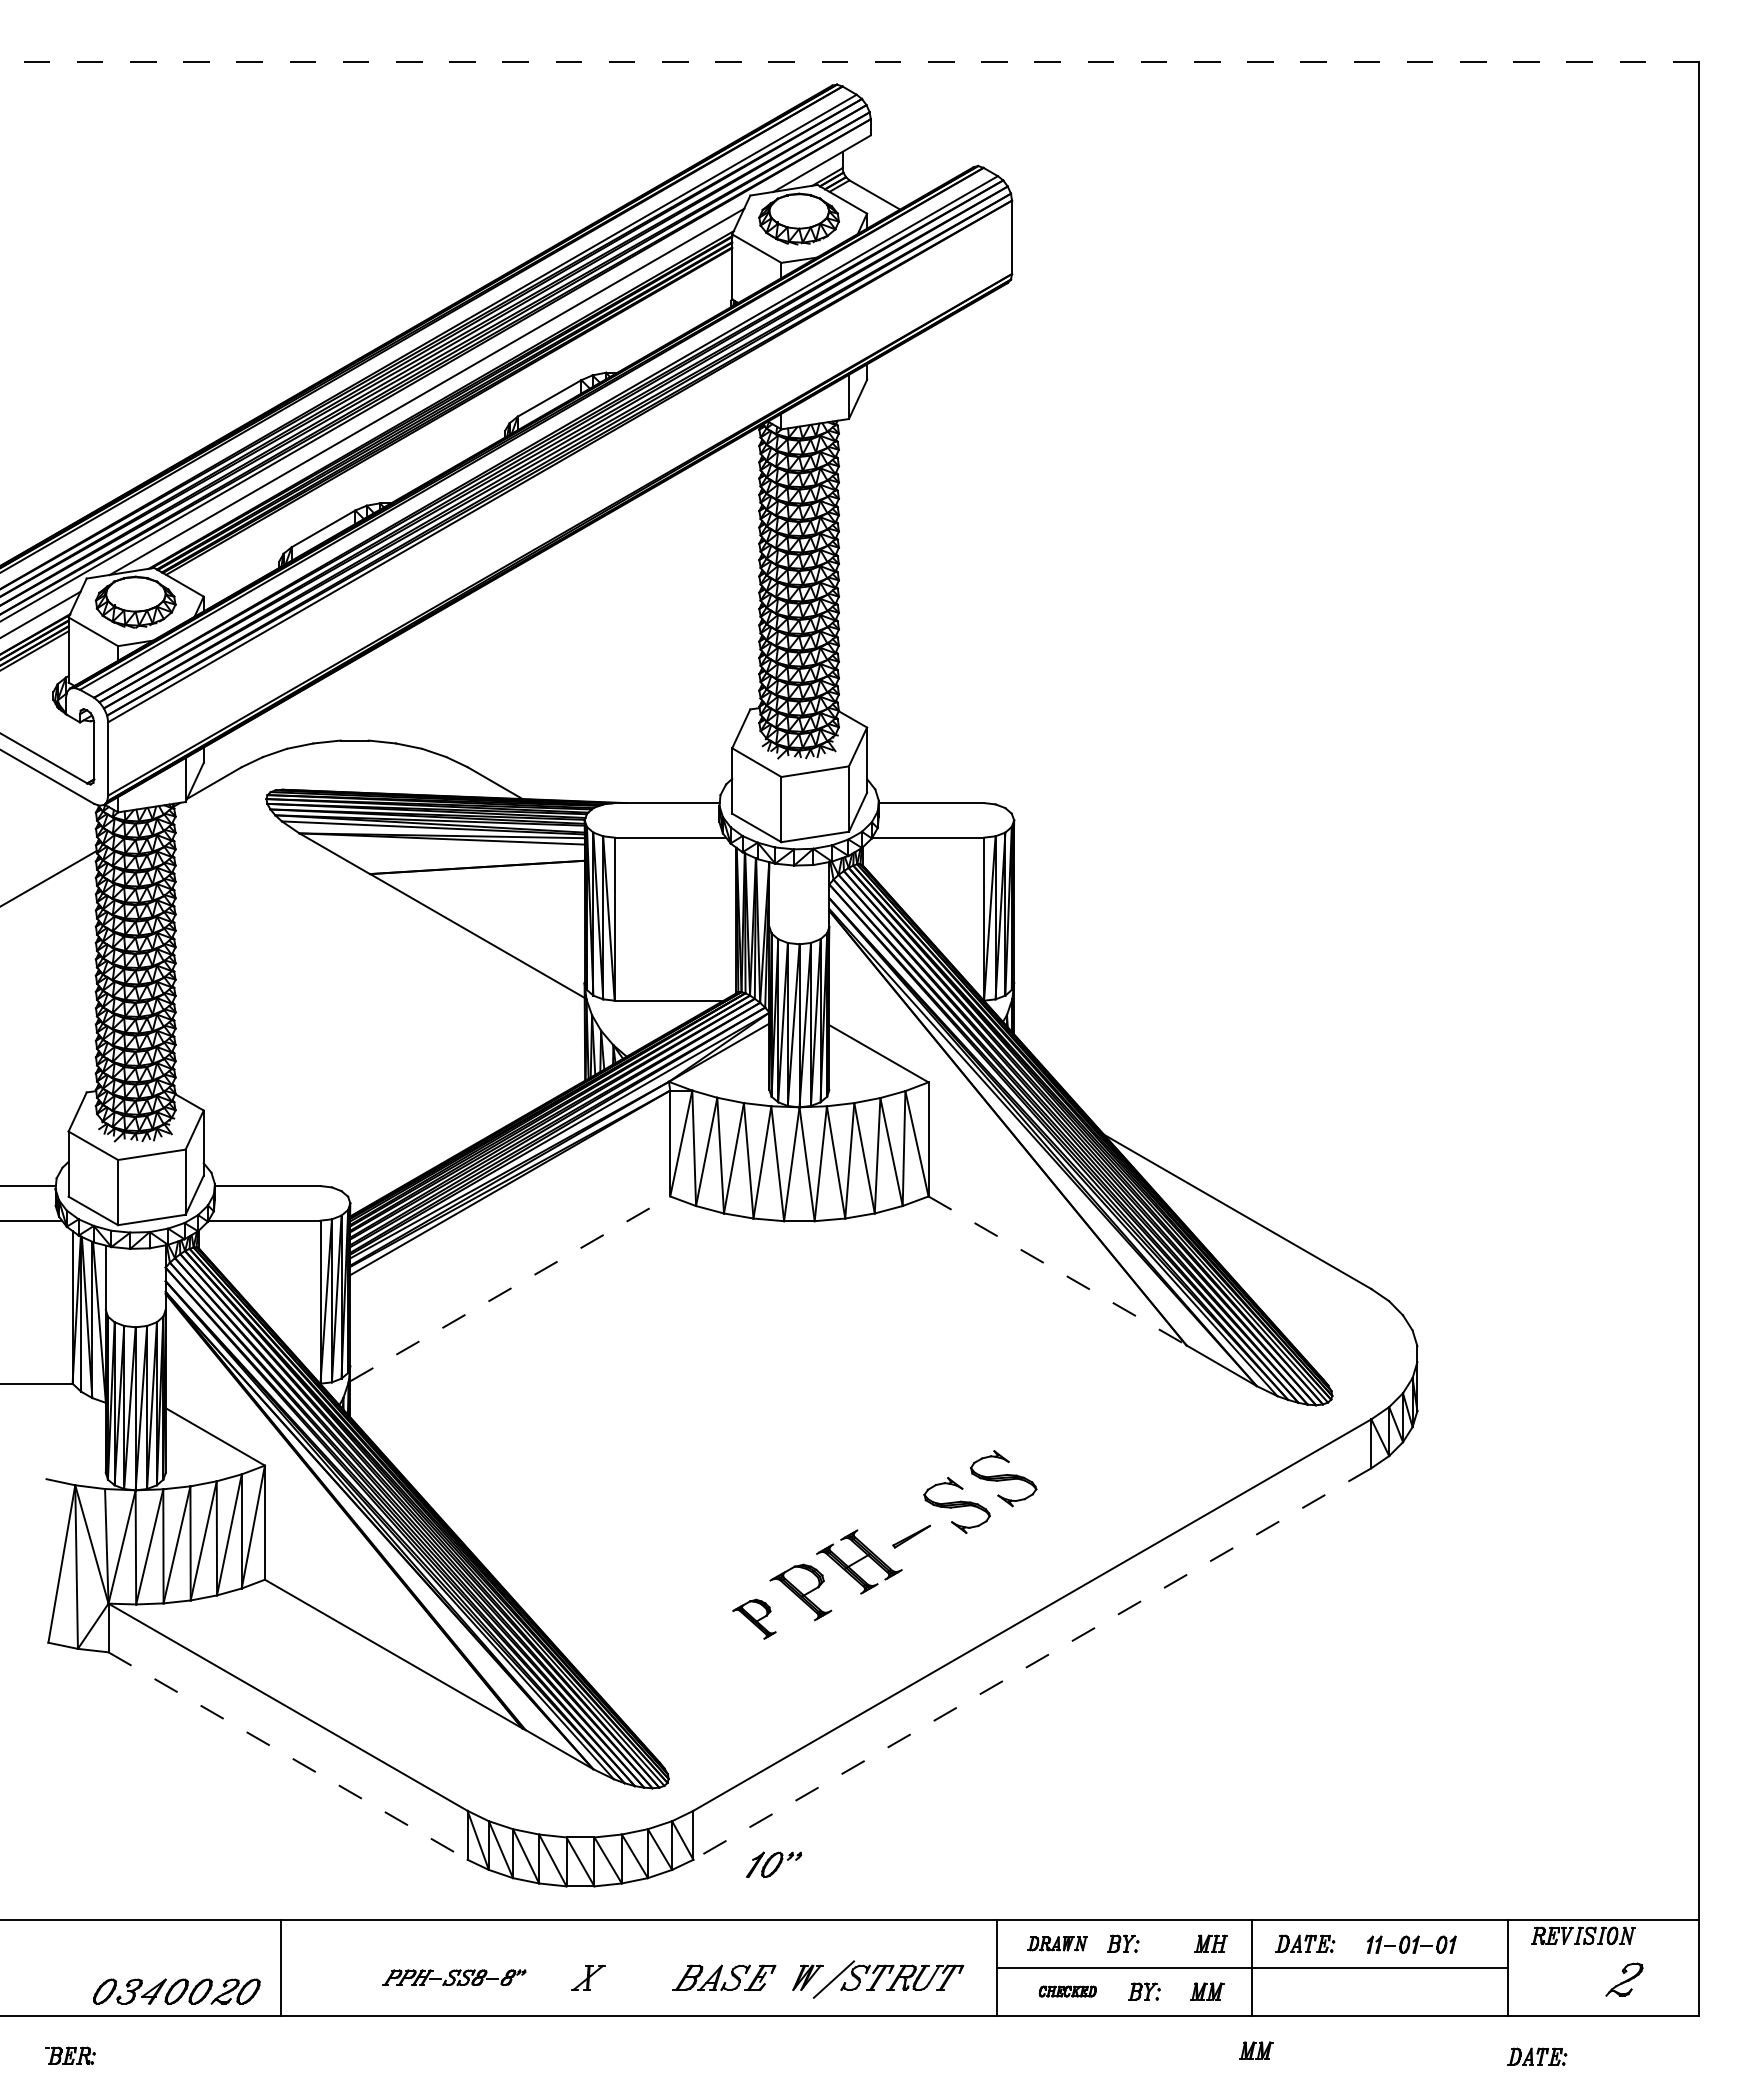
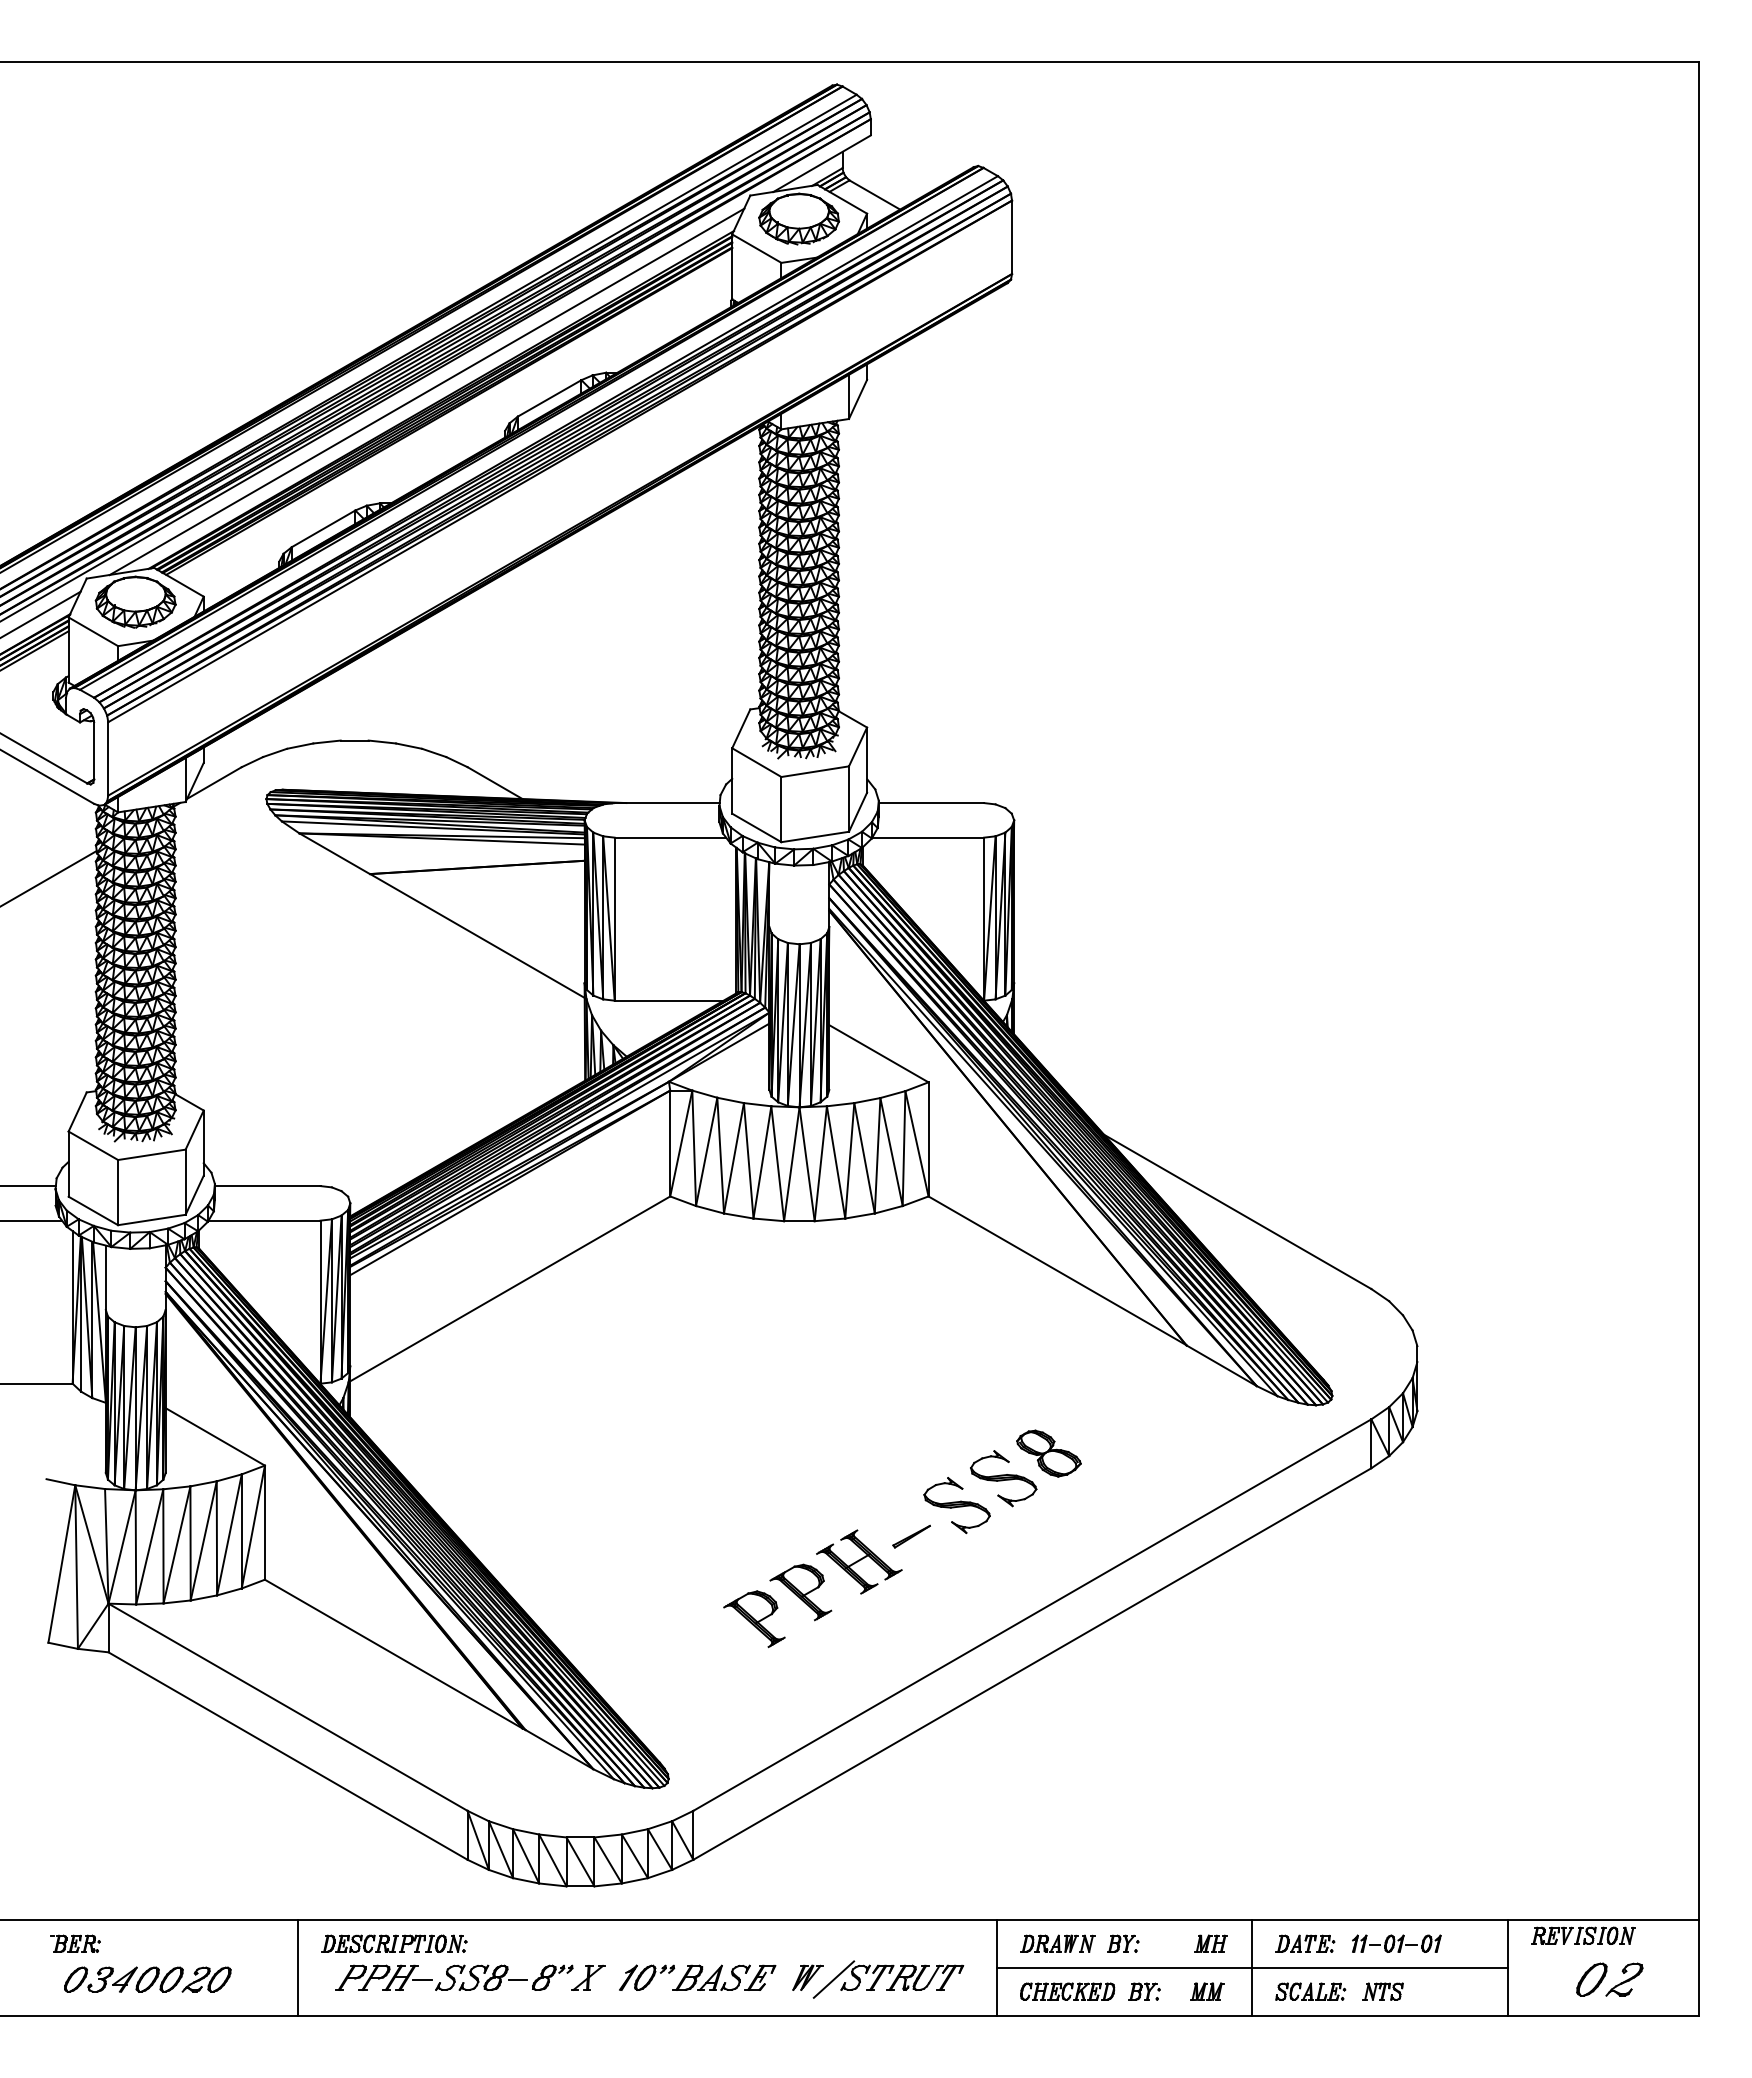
line: dashed -> solid (849, 62)
line: dashed -> solid (1057, 1270)
line: dashed -> solid (510, 1288)
part: none -> present (1048, 1453)
part size: 45x42 px -> 63x59 px (754, 1619)
line: dashed -> solid (1031, 1664)
line: dashed -> solid (288, 1756)
part position: (774, 1864) -> (647, 1977) (647, 1977)
part: none -> present (394, 1943)
part size: 61x16 px -> 76x19 px (1057, 1943)
part position: (1411, 1944) -> (1396, 1943) (1396, 1943)
line position: (281, 1967) -> (298, 1967) (298, 1967)
part size: 145x18 px -> 239x27 px (454, 1977)
part: none -> present (1591, 1979)
part position: (176, 1991) -> (147, 1979) (147, 1979)
part size: 59x13 px -> 96x19 px (1067, 1991)
part: none -> present (1310, 1991)
part: none -> present (1382, 1991)
part: present -> none (1256, 2050)
part position: (70, 2055) -> (75, 1943) (75, 1943)
part: present -> none (1537, 2056)
